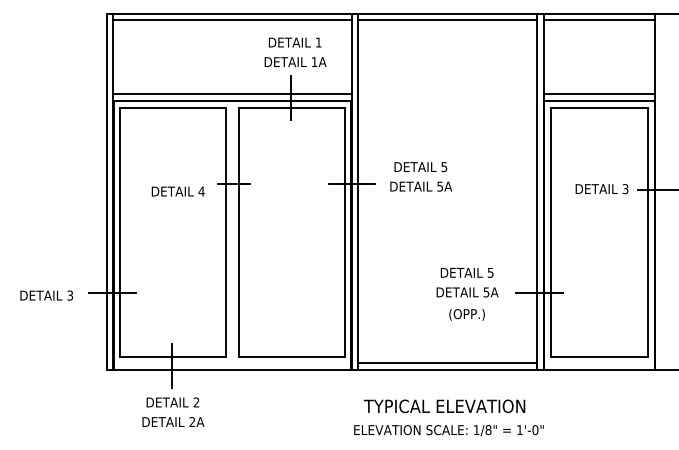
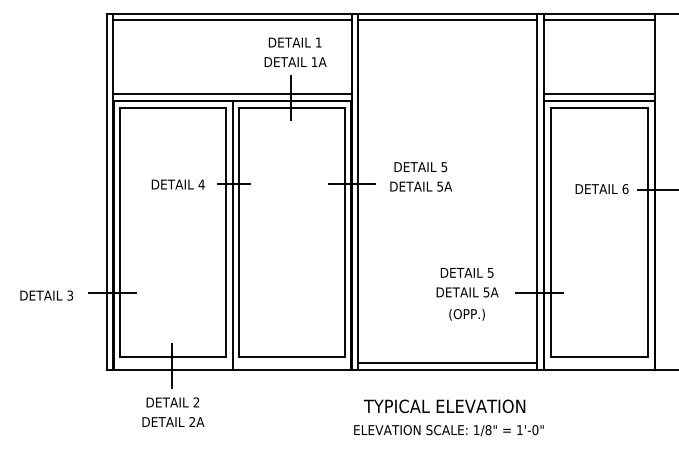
text: 3 -> 6 (625, 189)
text position: (177, 191) -> (177, 184) (177, 184)
line: none -> present (232, 235)
